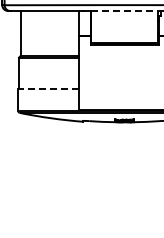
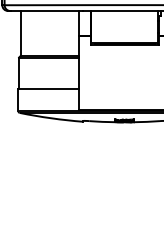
line: dashed -> solid (125, 10)
line: dashed -> solid (48, 89)
